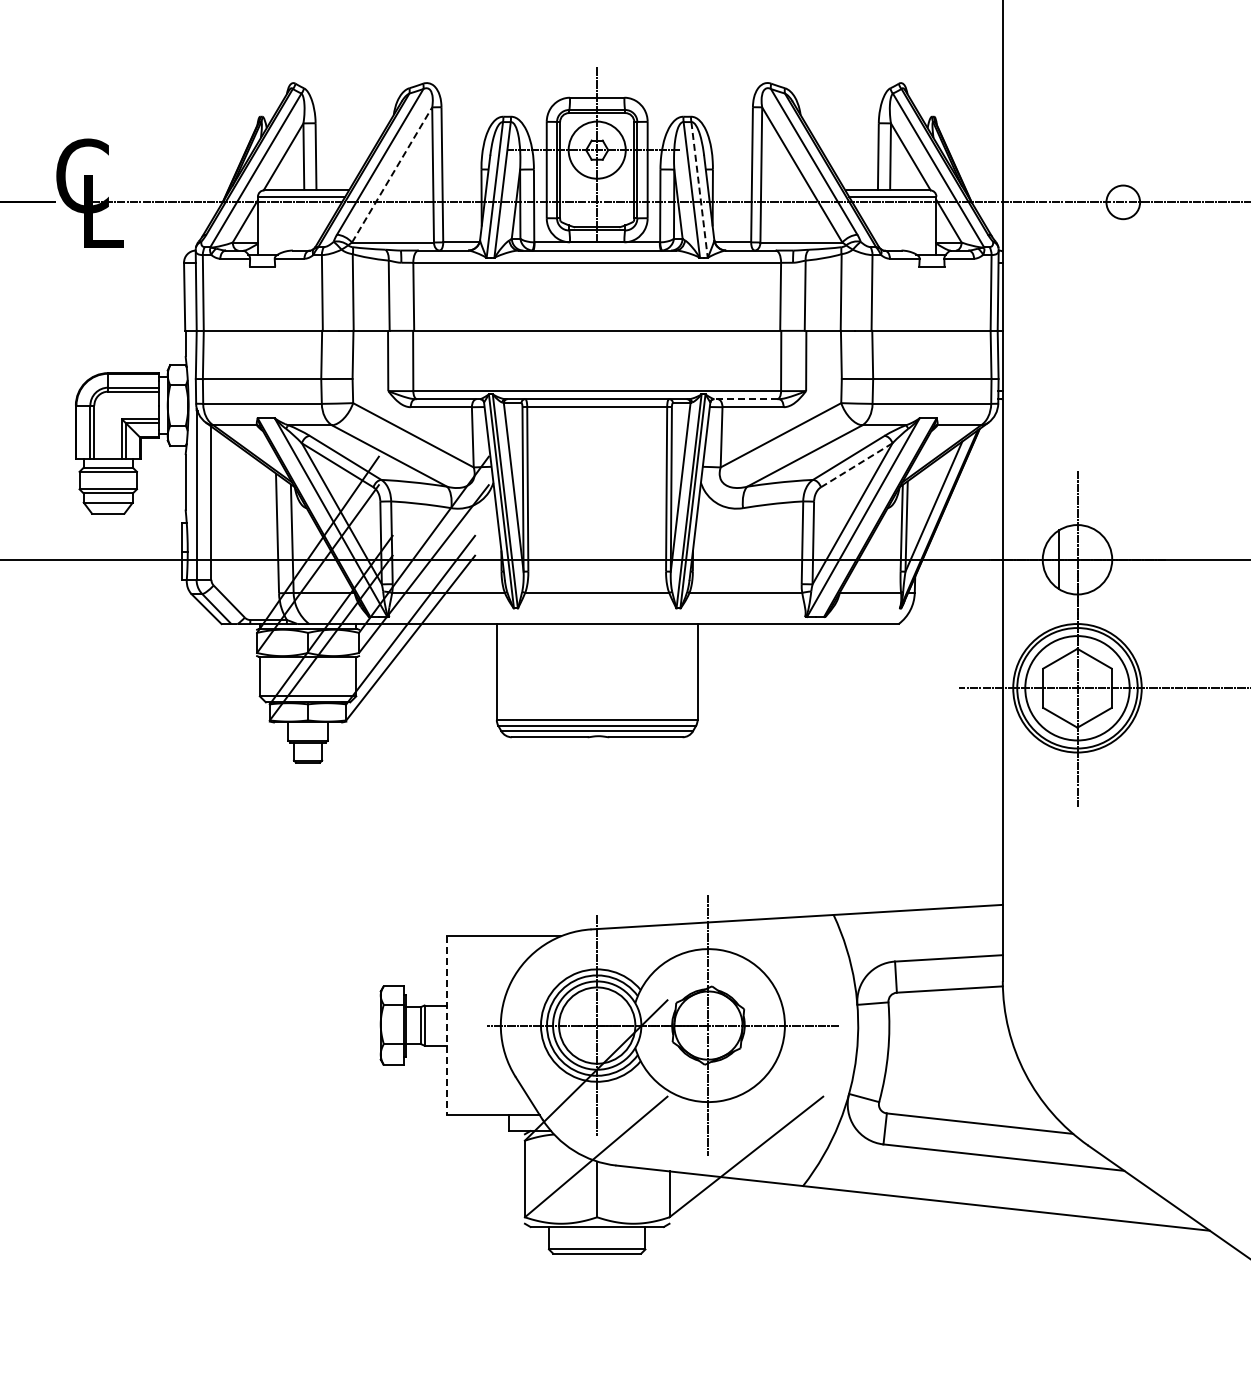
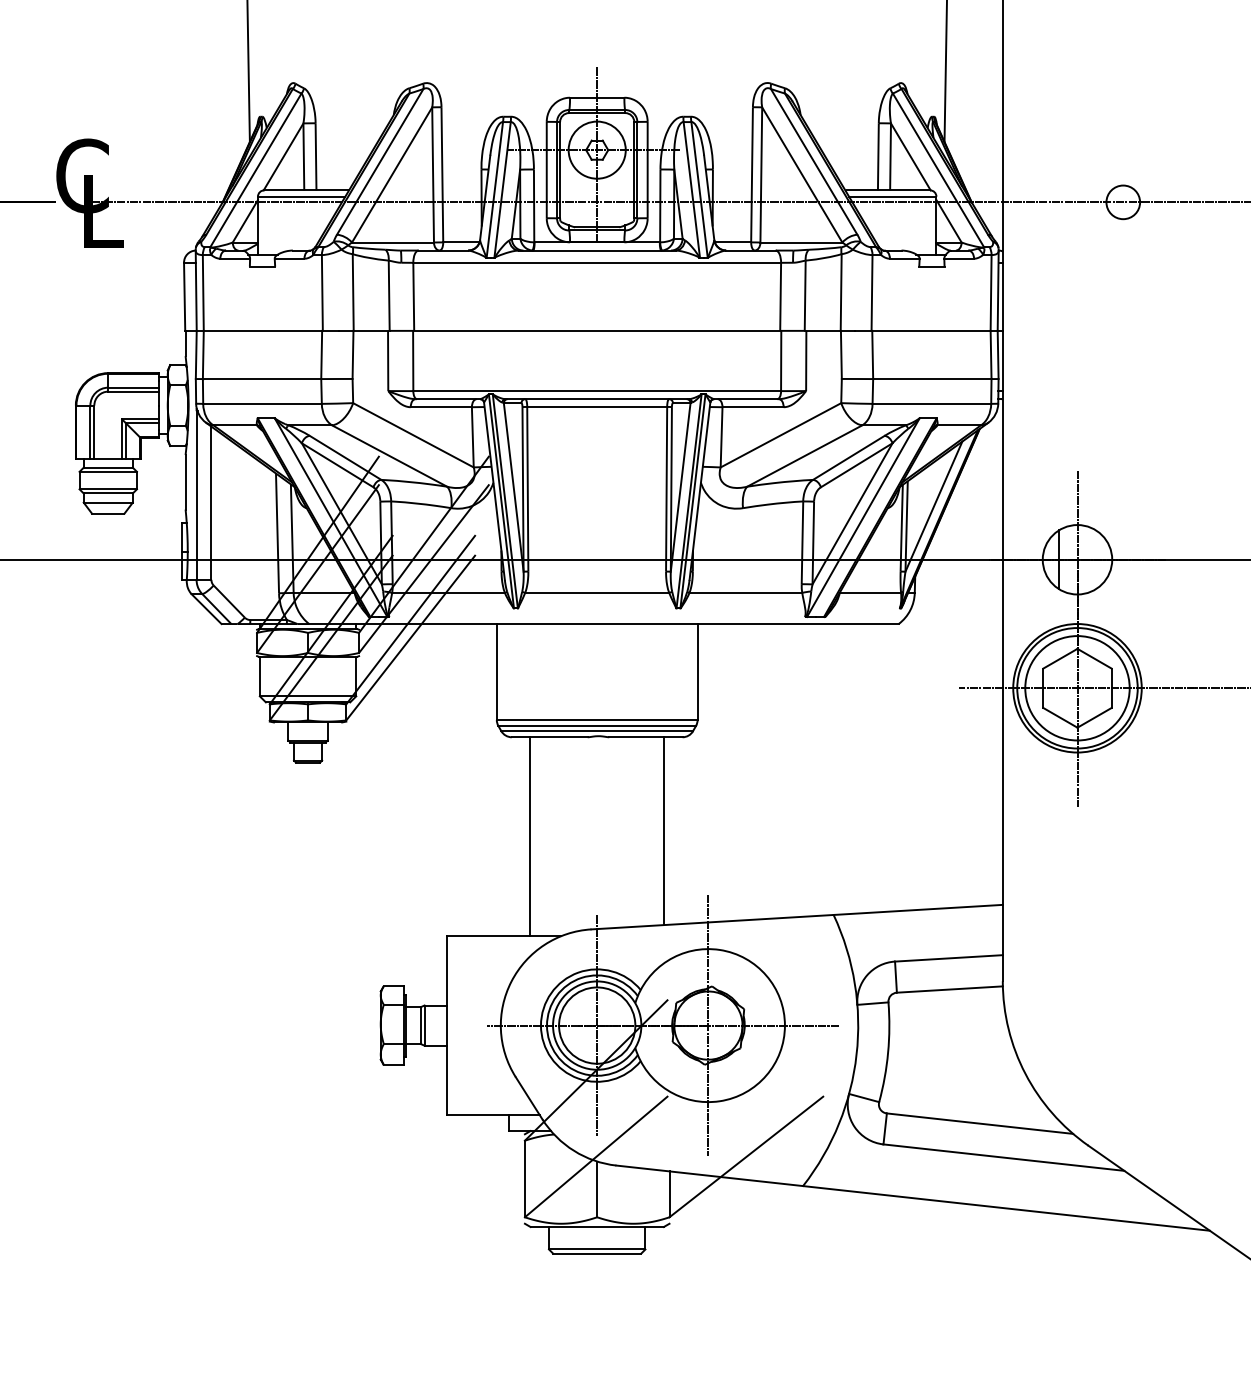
line: none -> present (248, 71)
line: none -> present (945, 71)
line: dashed -> solid (392, 174)
line: dashed -> solid (699, 190)
line: dashed -> solid (745, 399)
line: dashed -> solid (857, 465)
line: none -> present (664, 831)
line: none -> present (529, 836)
line: dashed -> solid (446, 1026)
